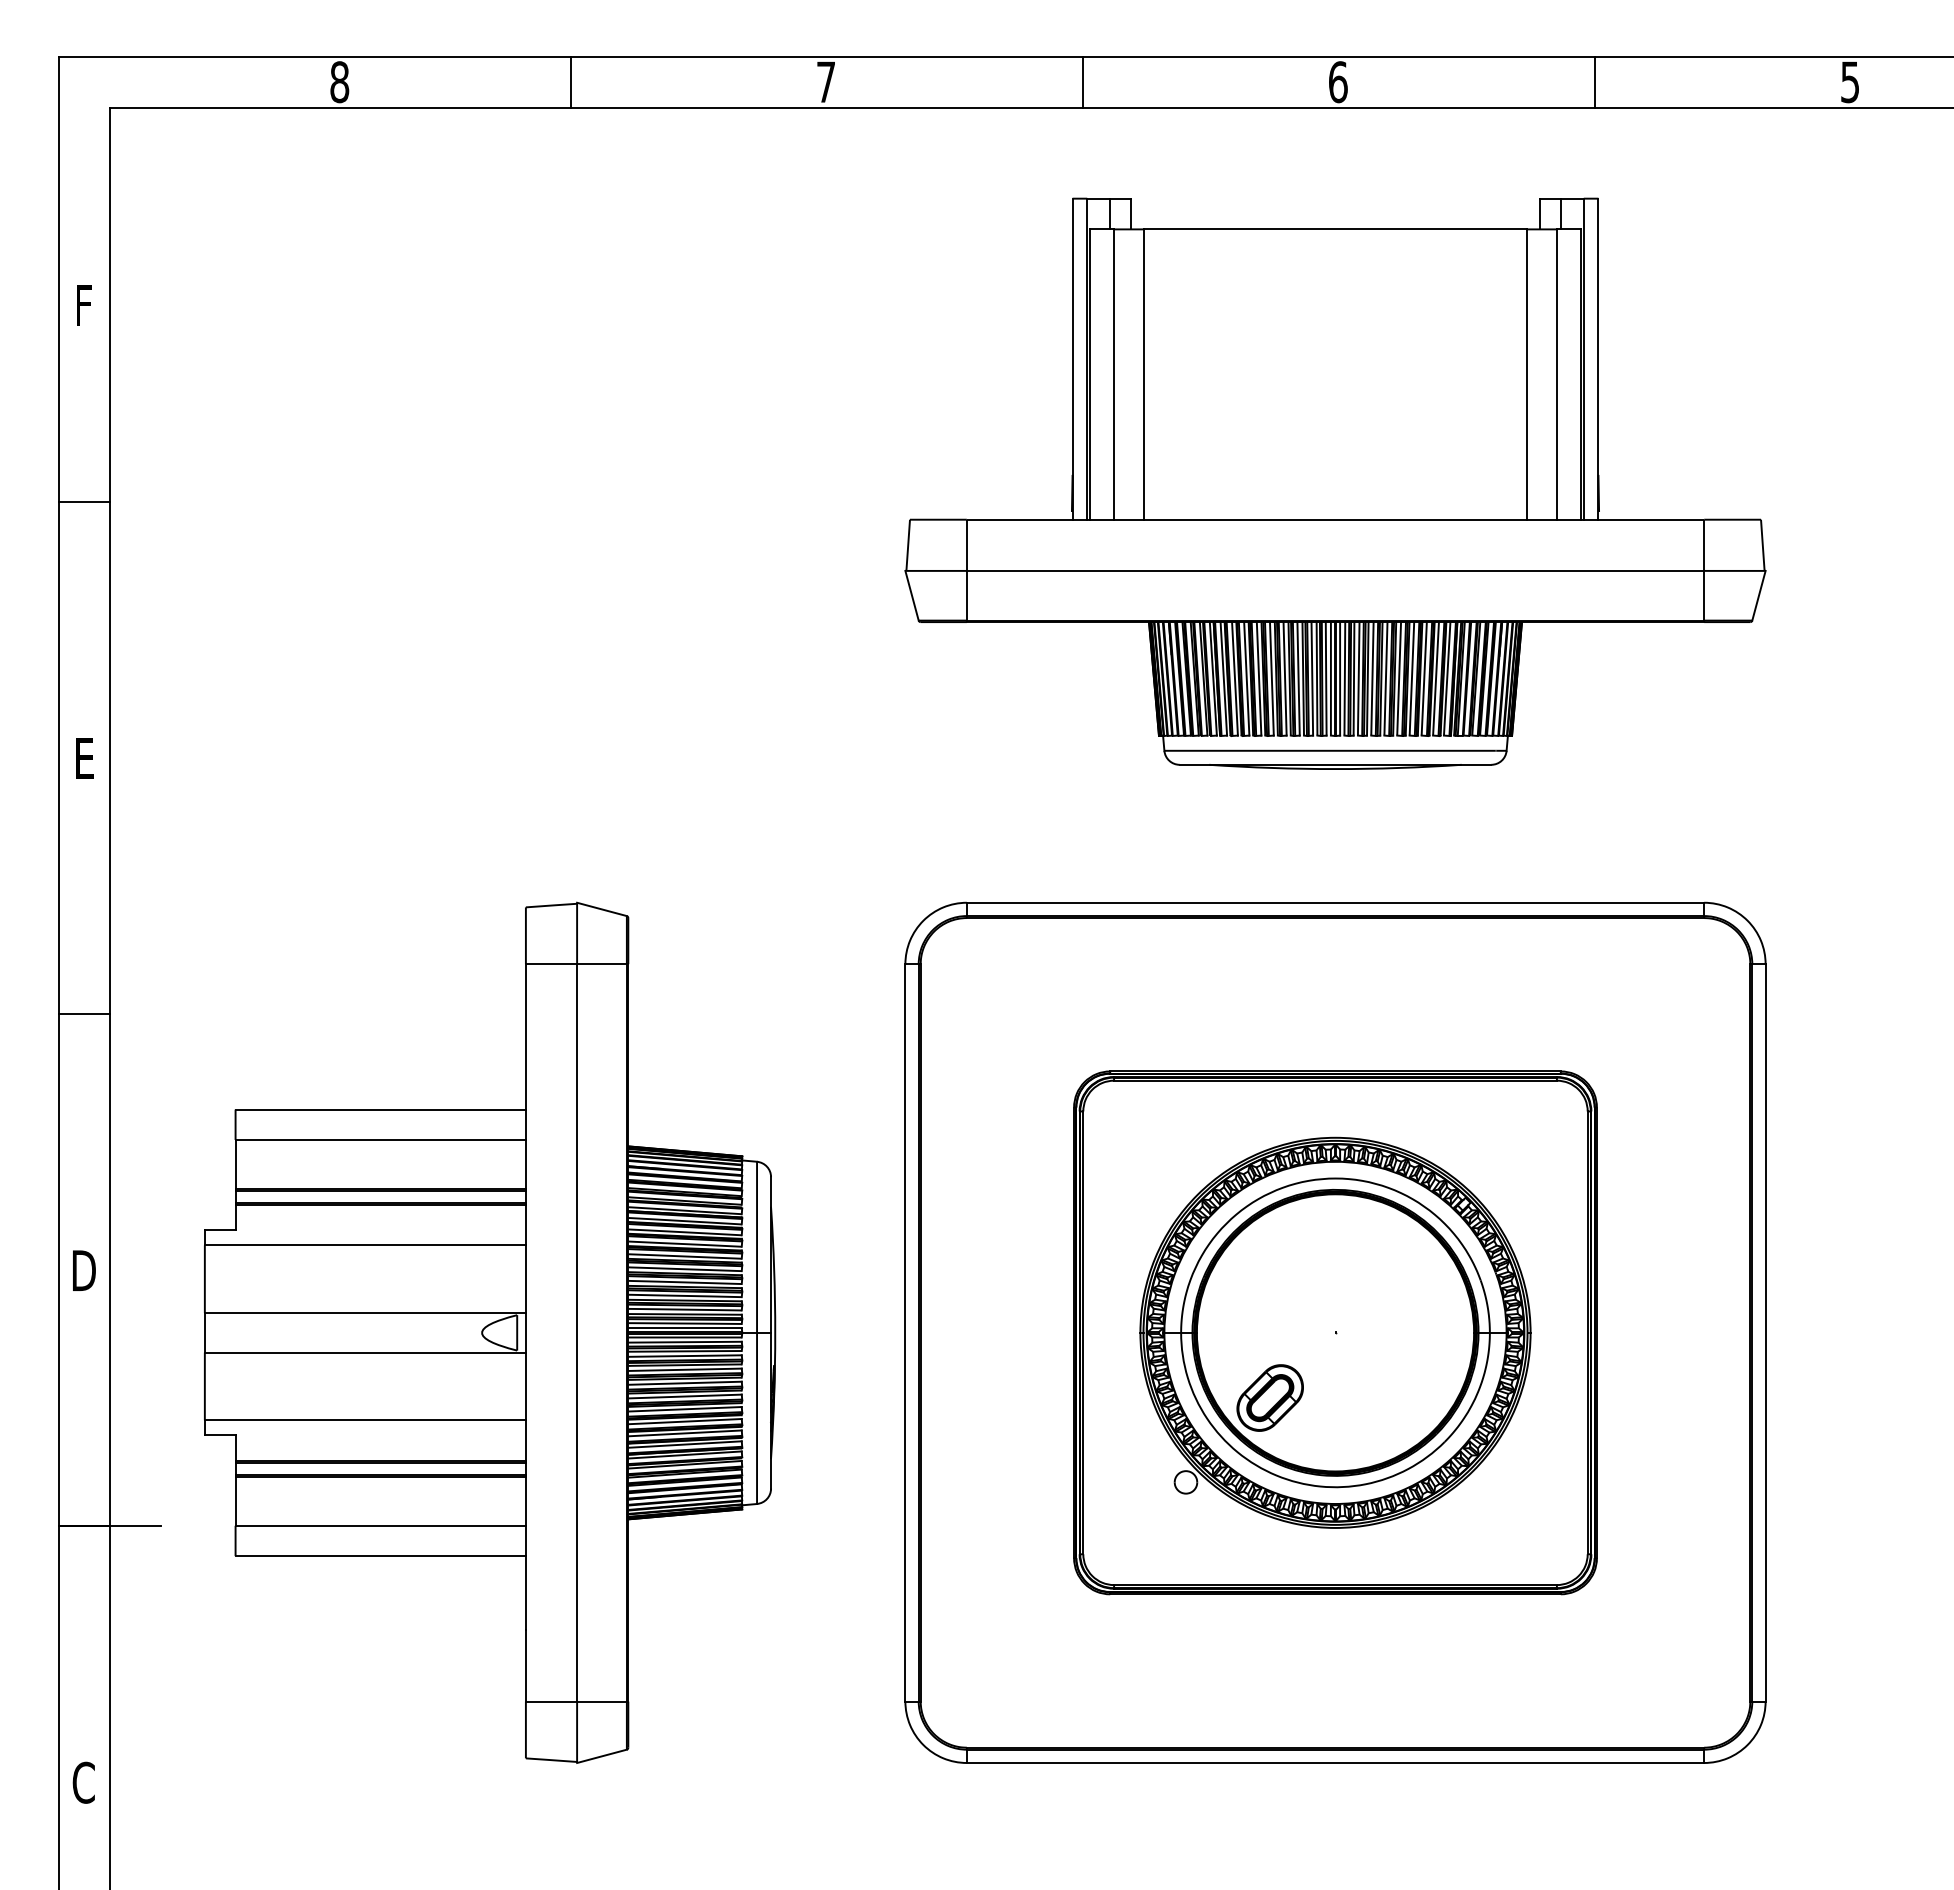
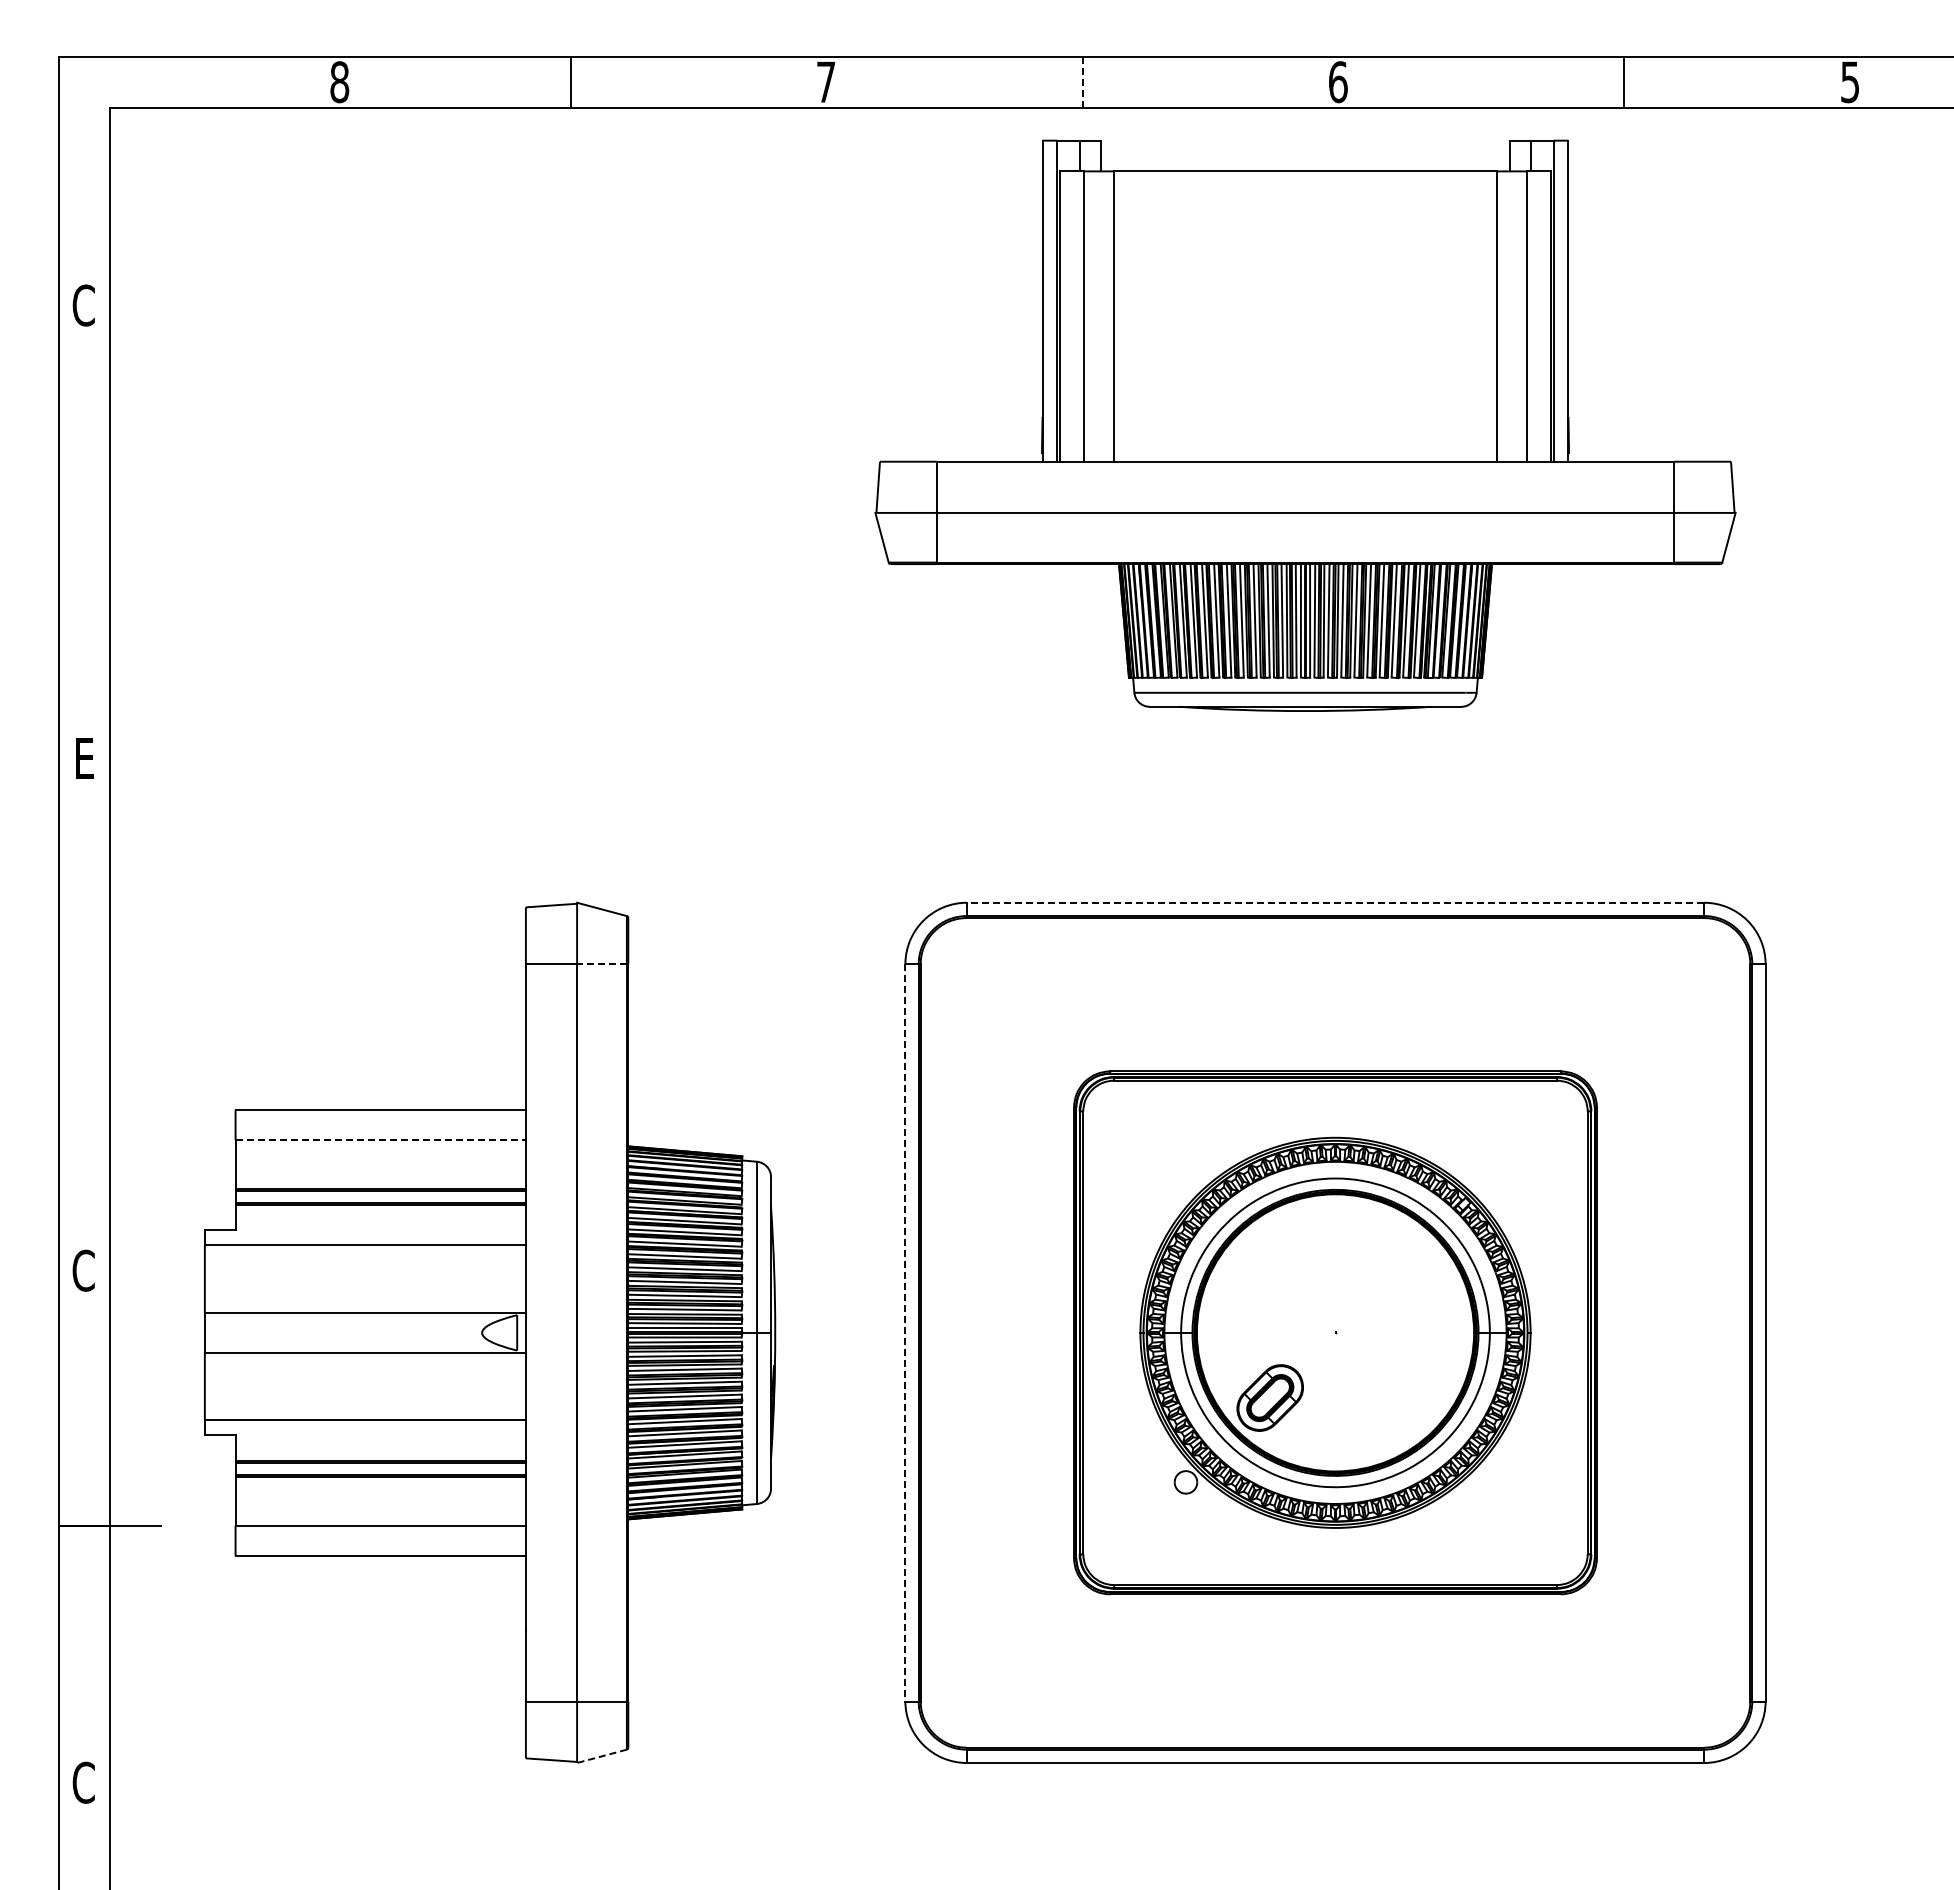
line position: (1594, 81) -> (1623, 81) (1623, 81)
line: solid -> dashed (1082, 82)
text: F -> C (83, 305)
part position: (1335, 483) -> (1305, 425) (1305, 425)
line: present -> none (83, 502)
line: solid -> dashed (1335, 902)
line: solid -> dashed (601, 964)
line: present -> none (83, 1014)
line: solid -> dashed (381, 1139)
text: D -> C (83, 1270)
line: solid -> dashed (905, 1332)
line: solid -> dashed (601, 1756)
